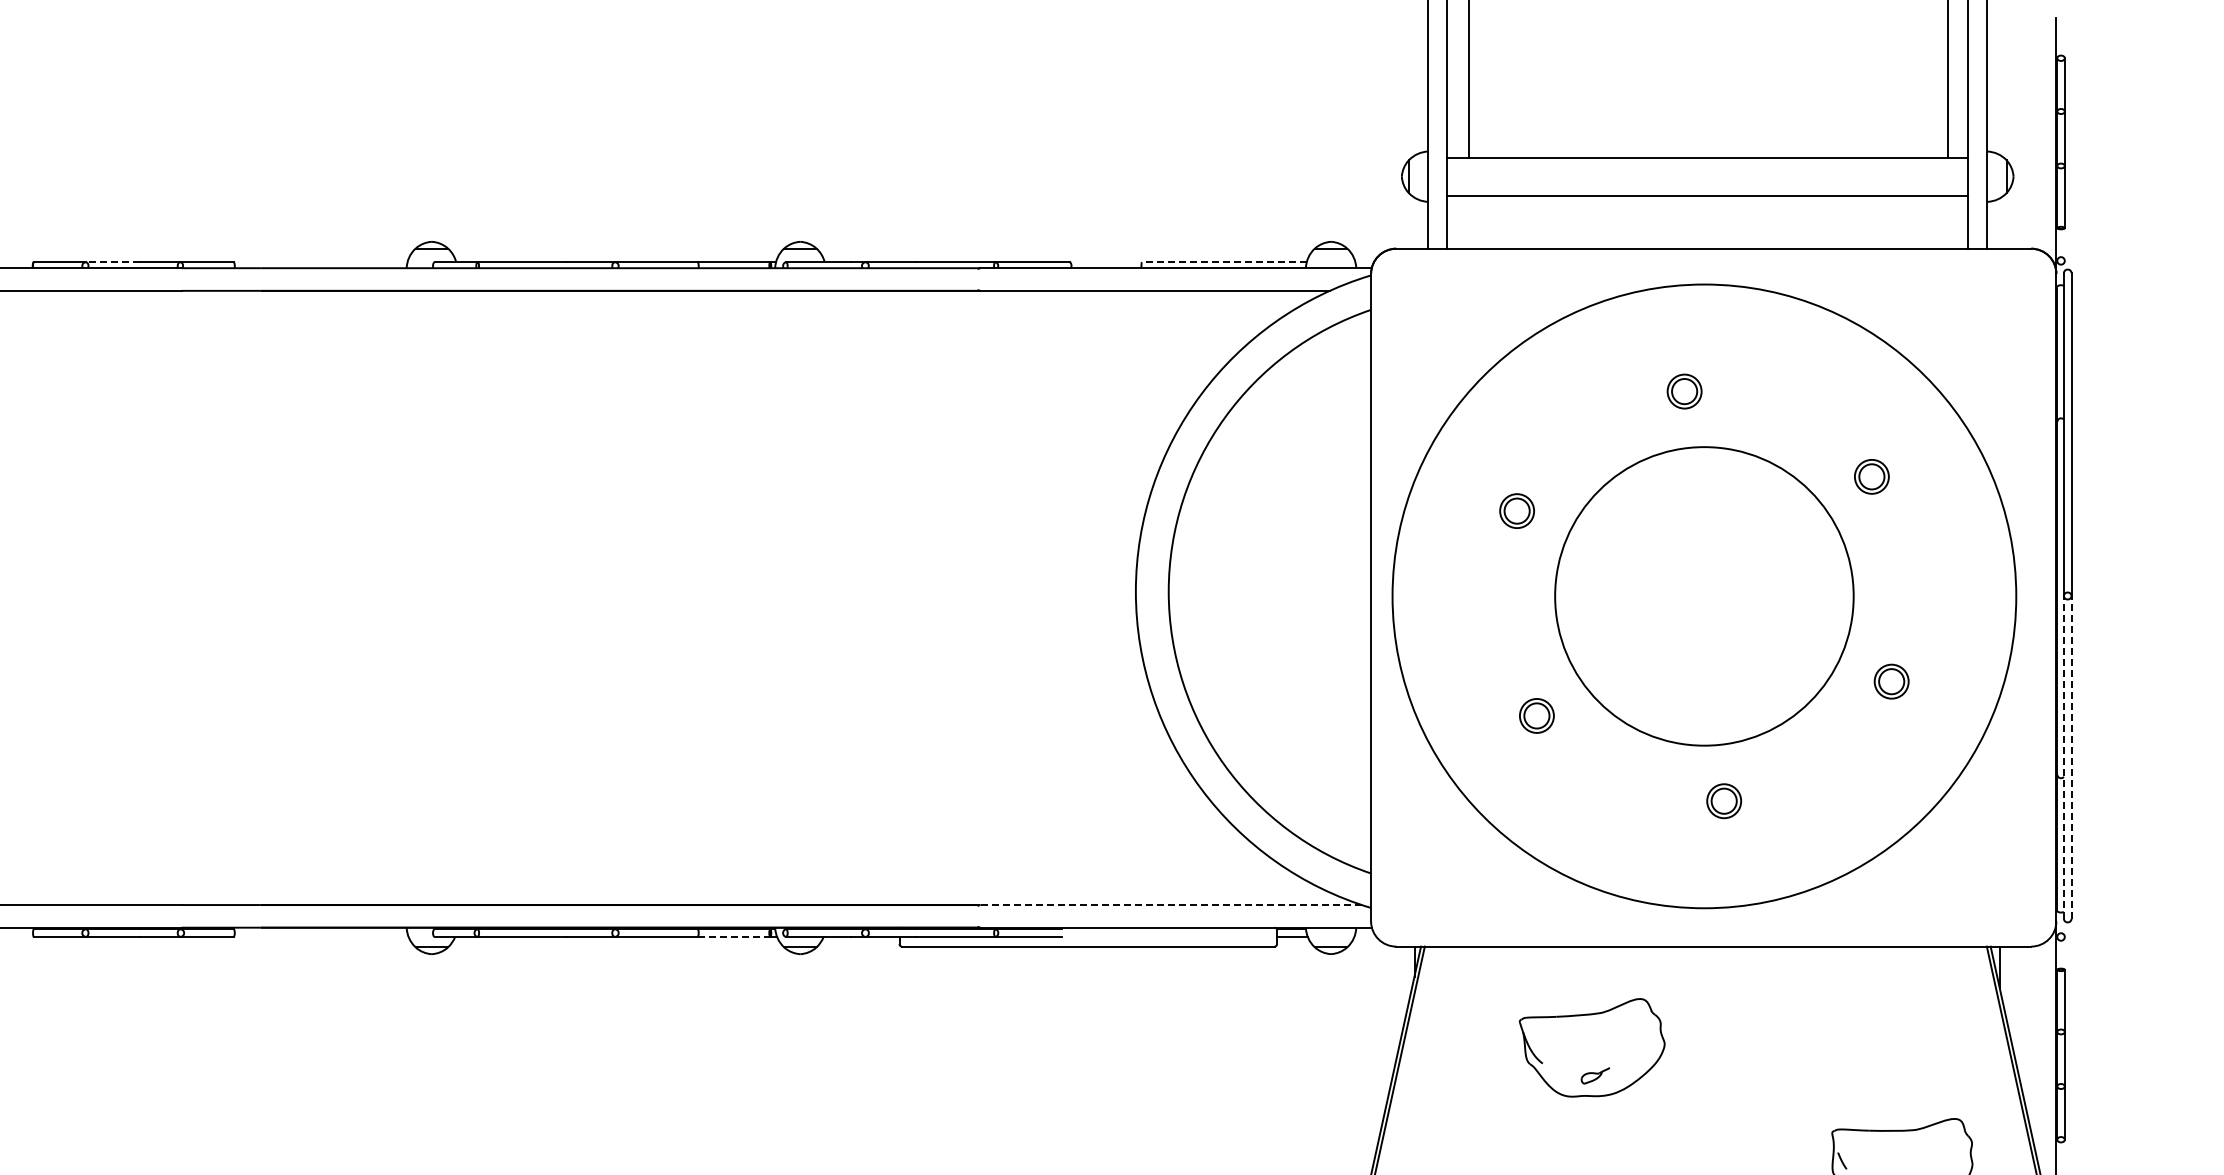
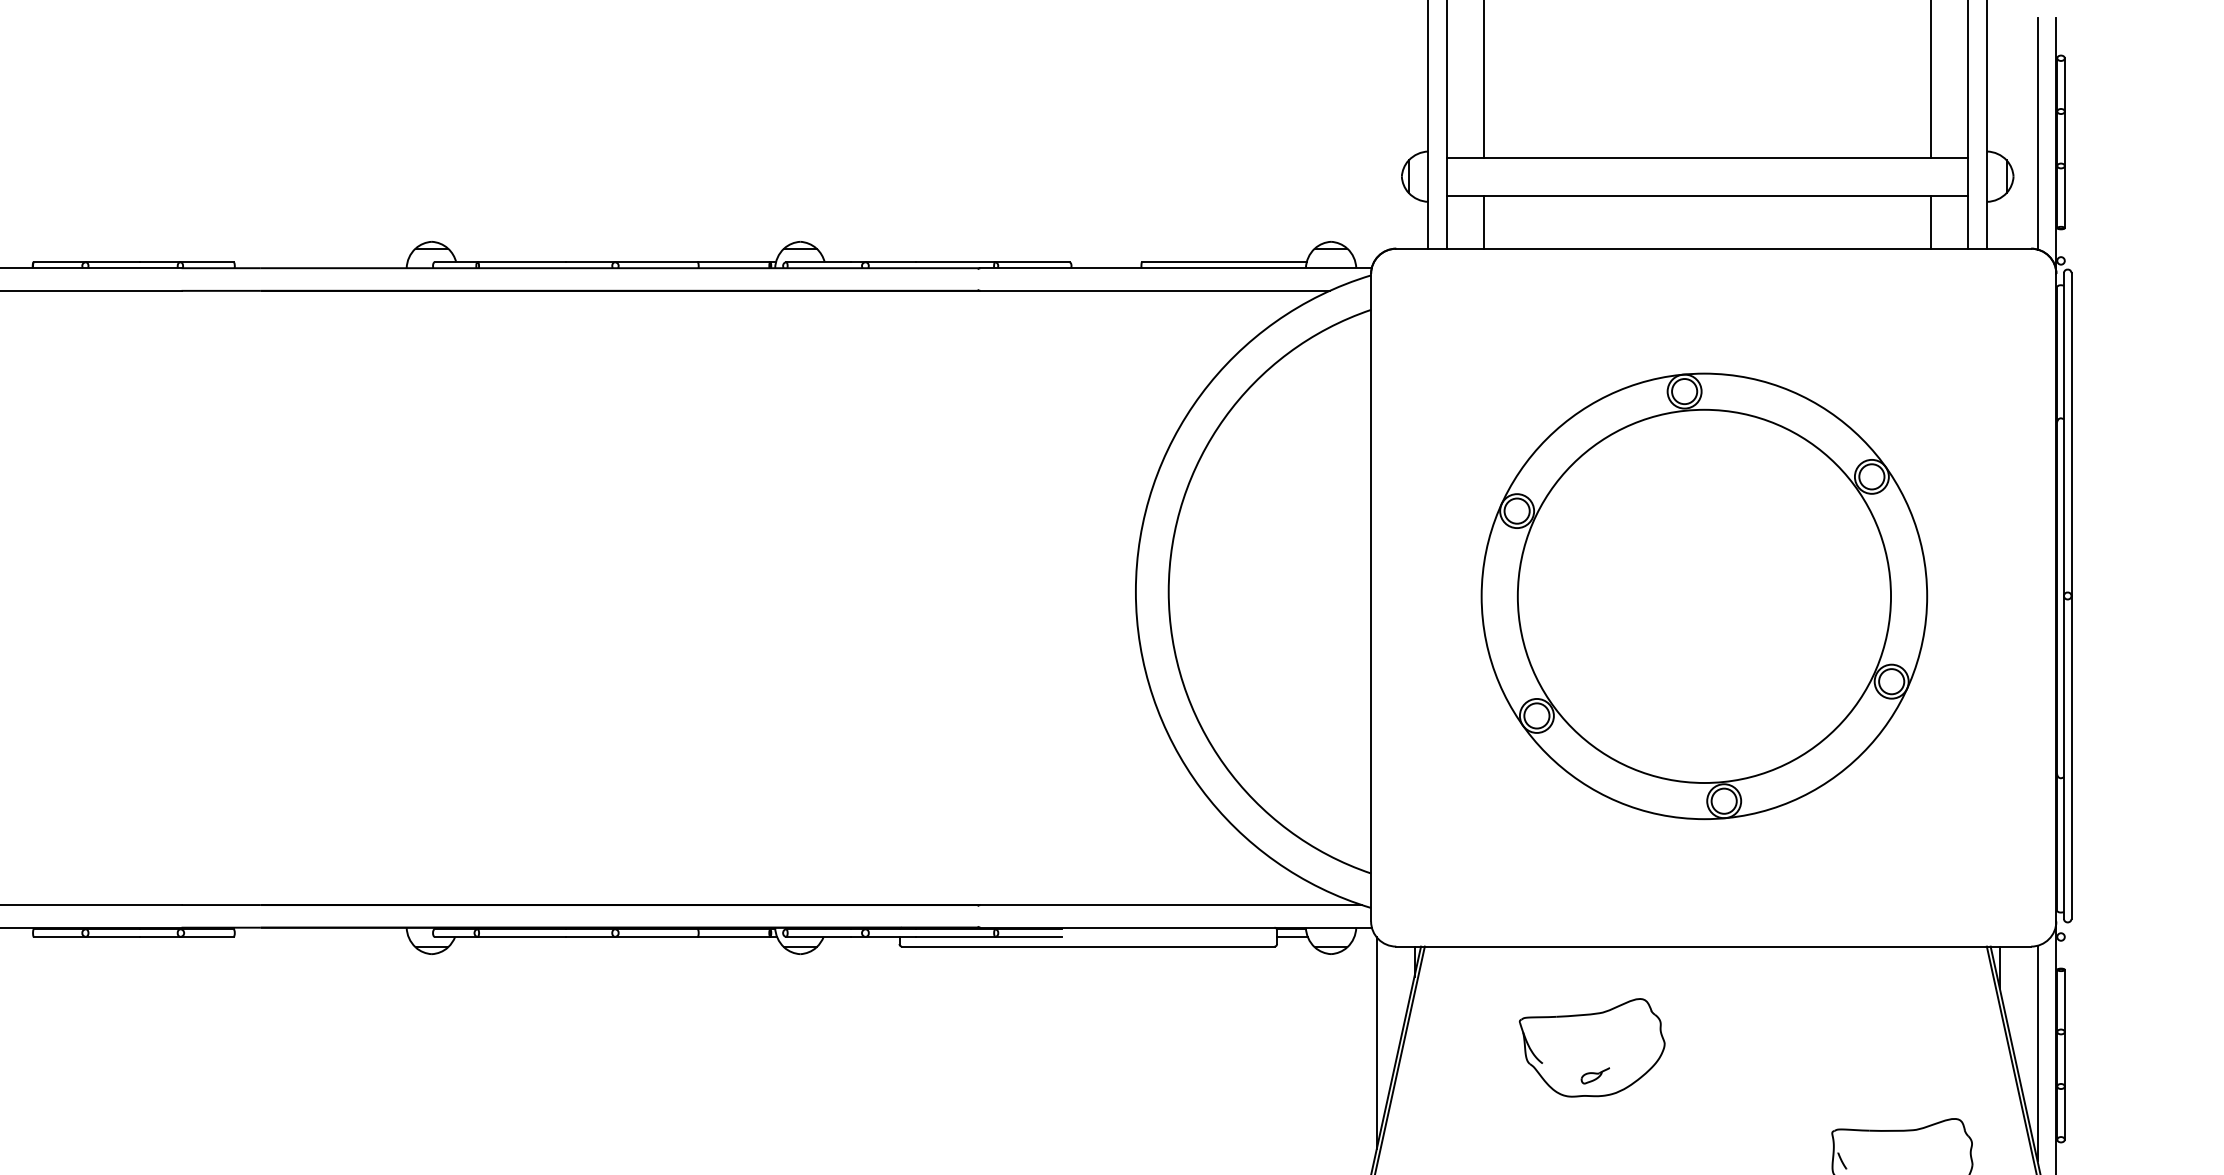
line position: (1468, 79) -> (1483, 79) (1483, 79)
line position: (1947, 79) -> (1930, 79) (1930, 79)
line: none -> present (2037, 133)
line: none -> present (1483, 221)
line: none -> present (1930, 221)
line: dashed -> solid (112, 262)
line: dashed -> solid (1223, 262)
circle diameter: 299 px -> 373 px (1704, 596)
circle diameter: 624 px -> 446 px (1704, 596)
line: dashed -> solid (2063, 756)
line: dashed -> solid (2071, 756)
line: dashed -> solid (1171, 905)
line: dashed -> solid (734, 936)
line: none -> present (1376, 1043)
line: none -> present (2037, 1052)
